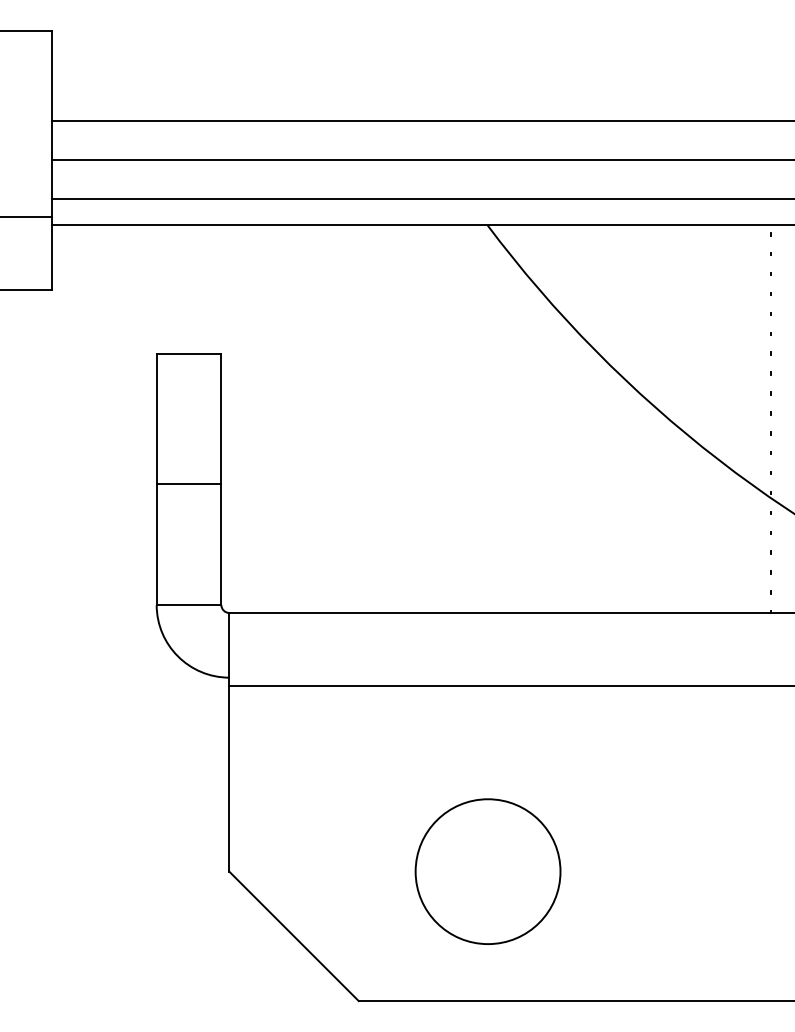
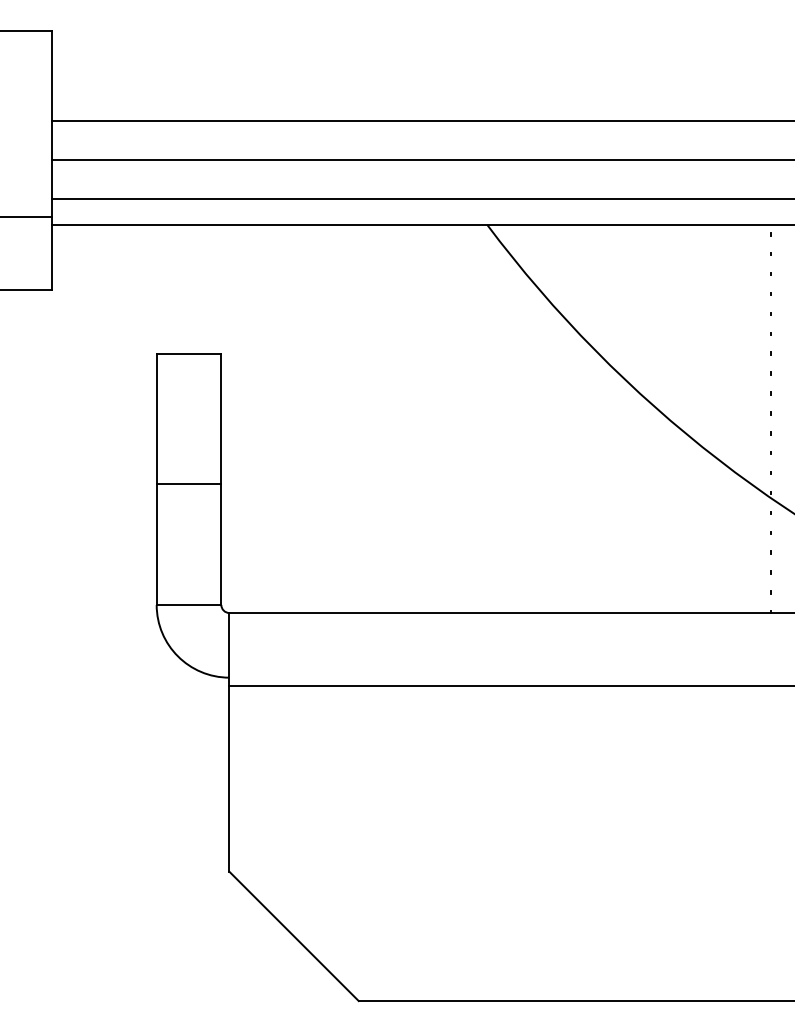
circle: present -> none (487, 871)
